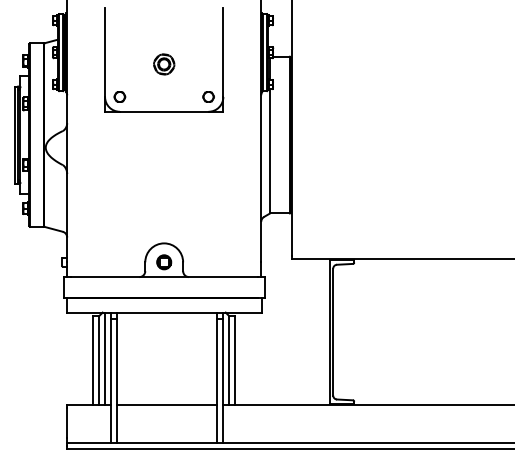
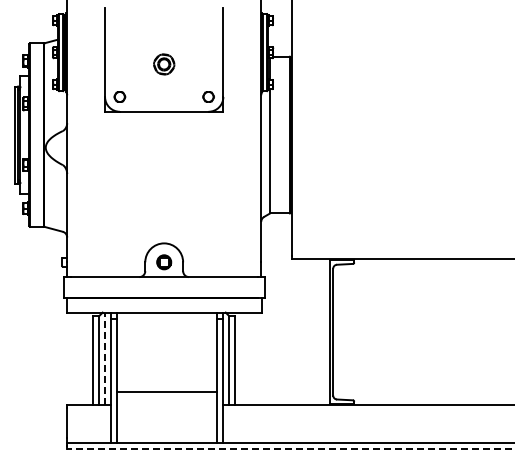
line: solid -> dashed (105, 358)
line position: (166, 404) -> (166, 391) (166, 391)
line: solid -> dashed (290, 449)
